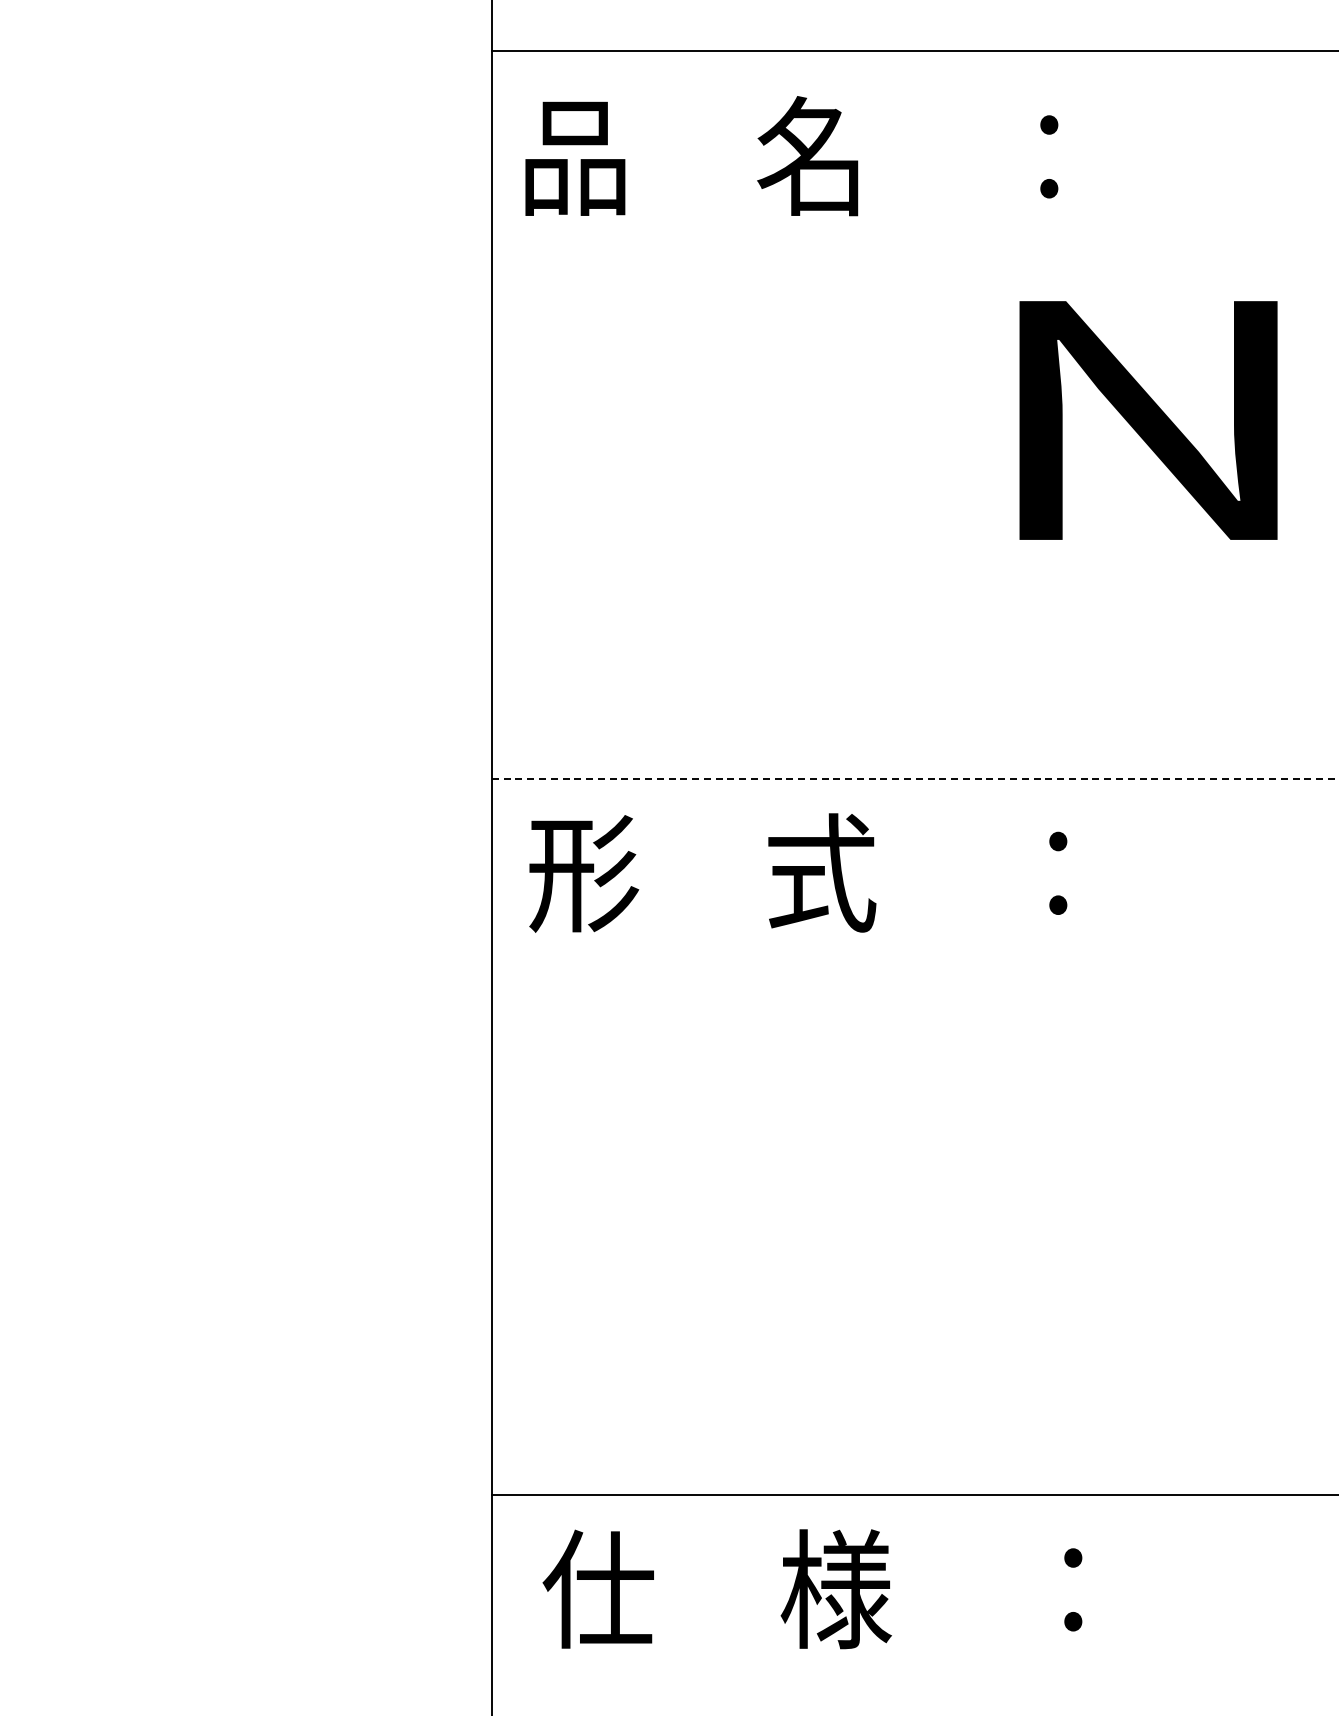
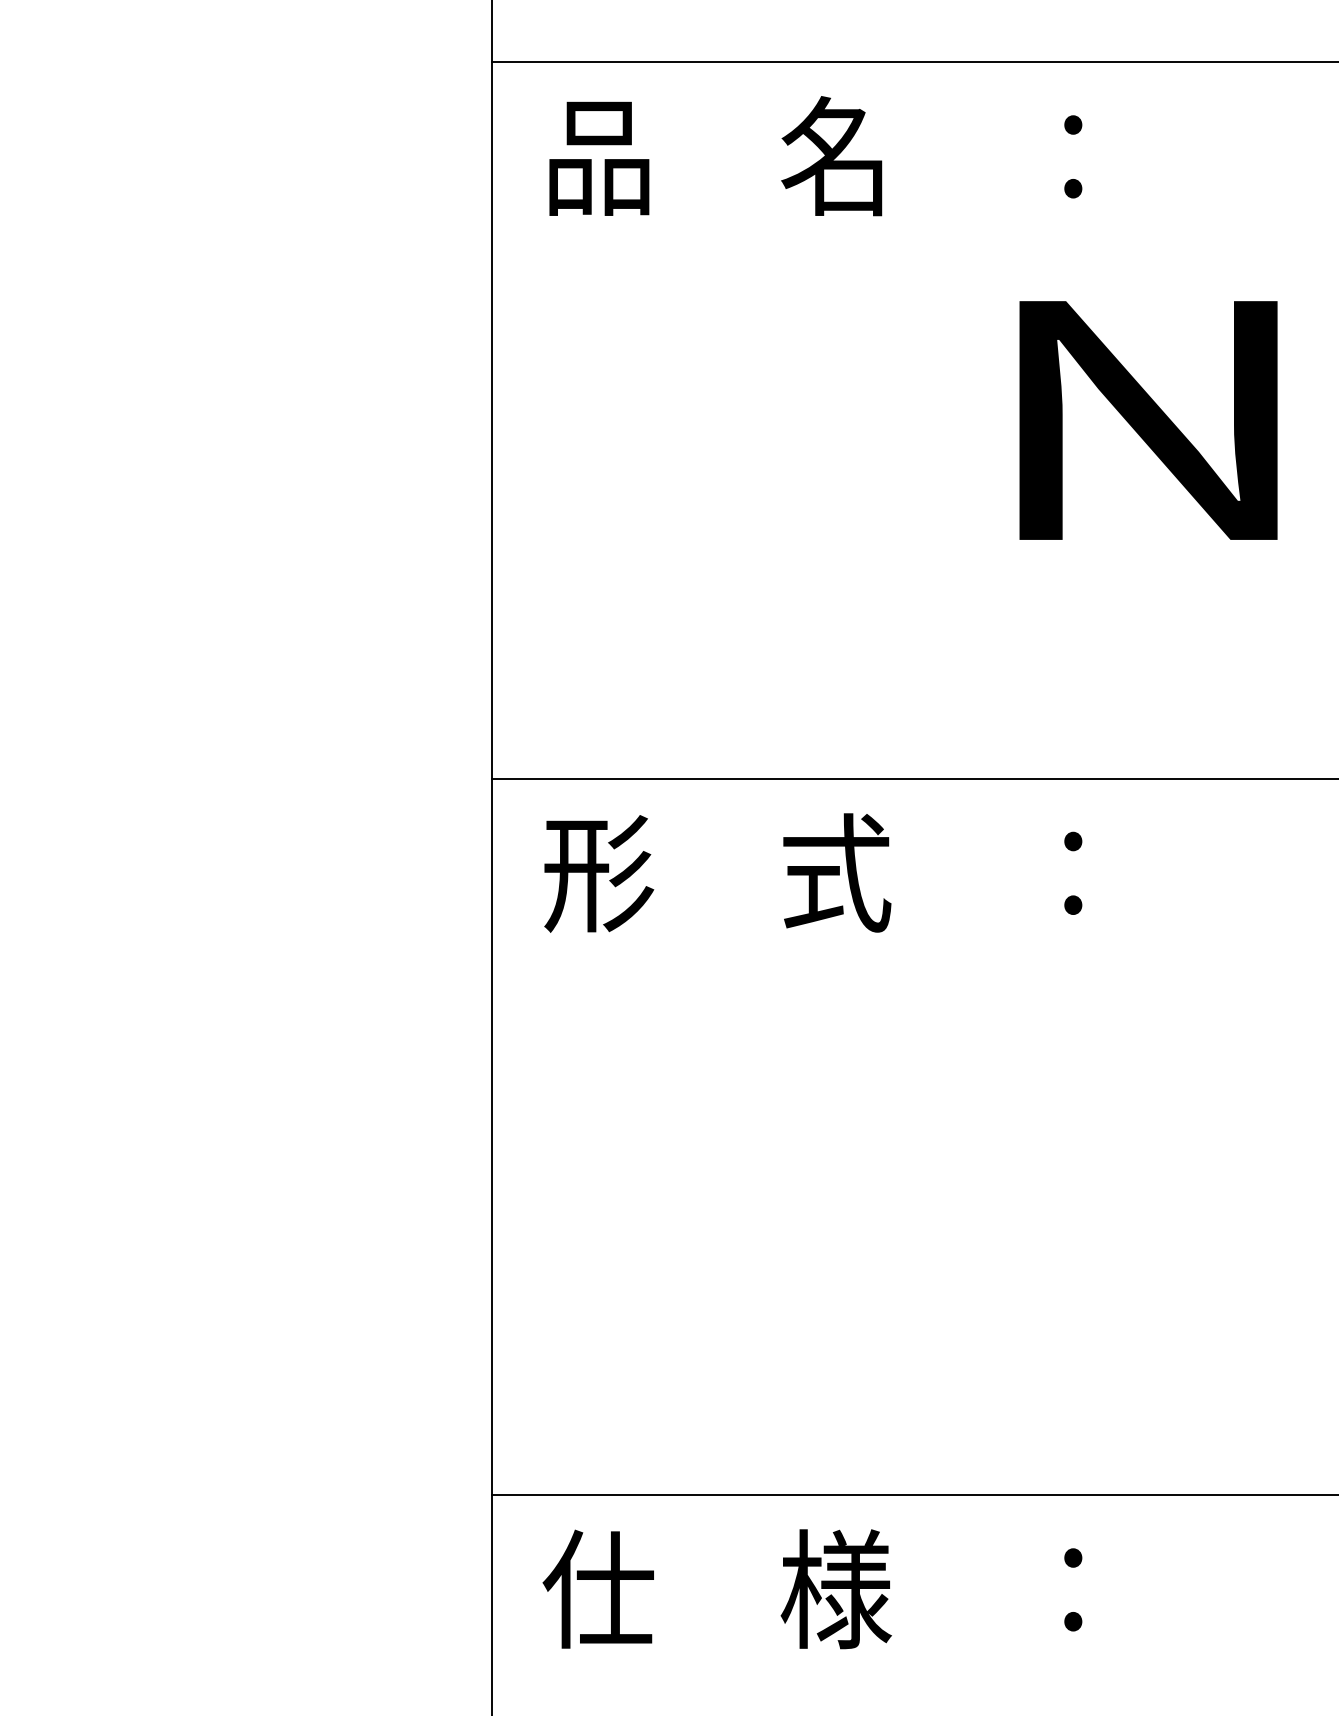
line position: (913, 51) -> (913, 62) (913, 62)
text position: (791, 156) -> (815, 156) (815, 156)
line: dashed -> solid (915, 778)
text position: (798, 872) -> (813, 872) (813, 872)
